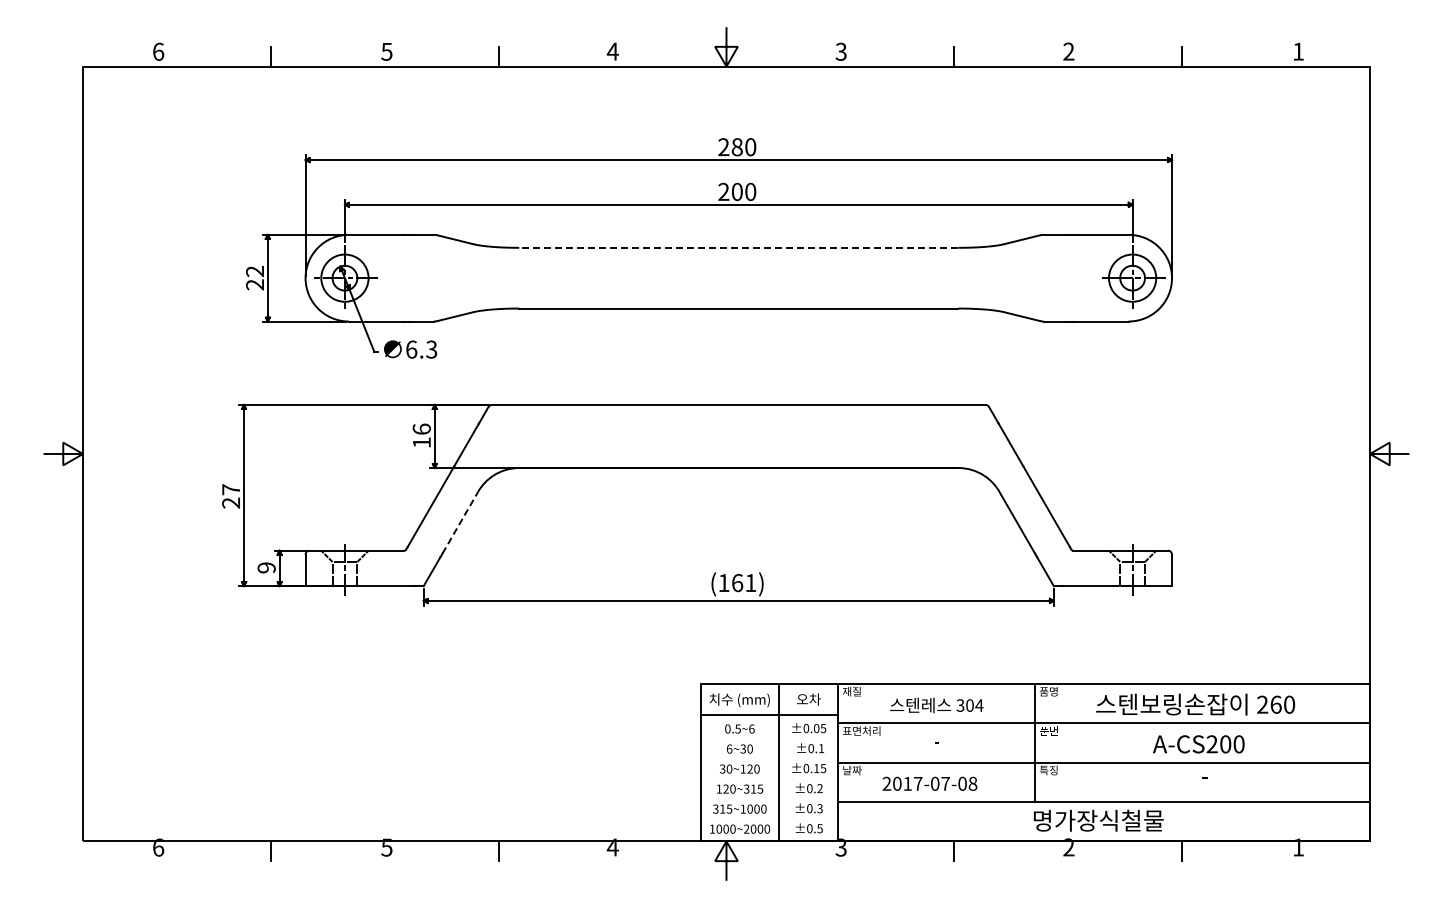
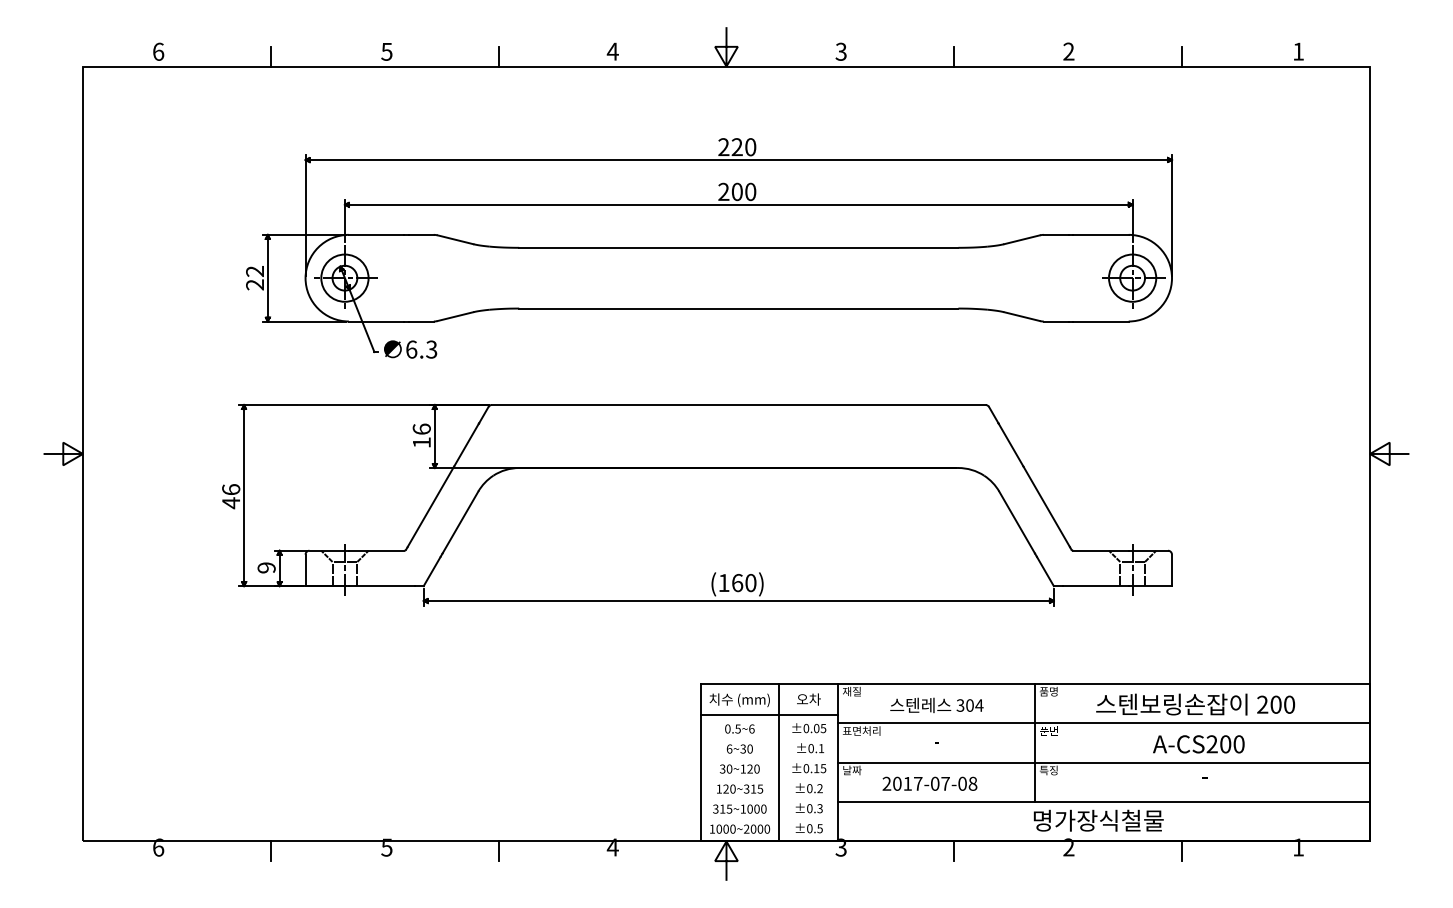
text: 280 -> 220 (736, 147)
line: dashed -> solid (738, 247)
text: 27 -> 46 (231, 496)
line: dashed -> solid (460, 522)
text: (161) -> (160) (750, 583)
text: 260 -> 200 (1275, 704)
